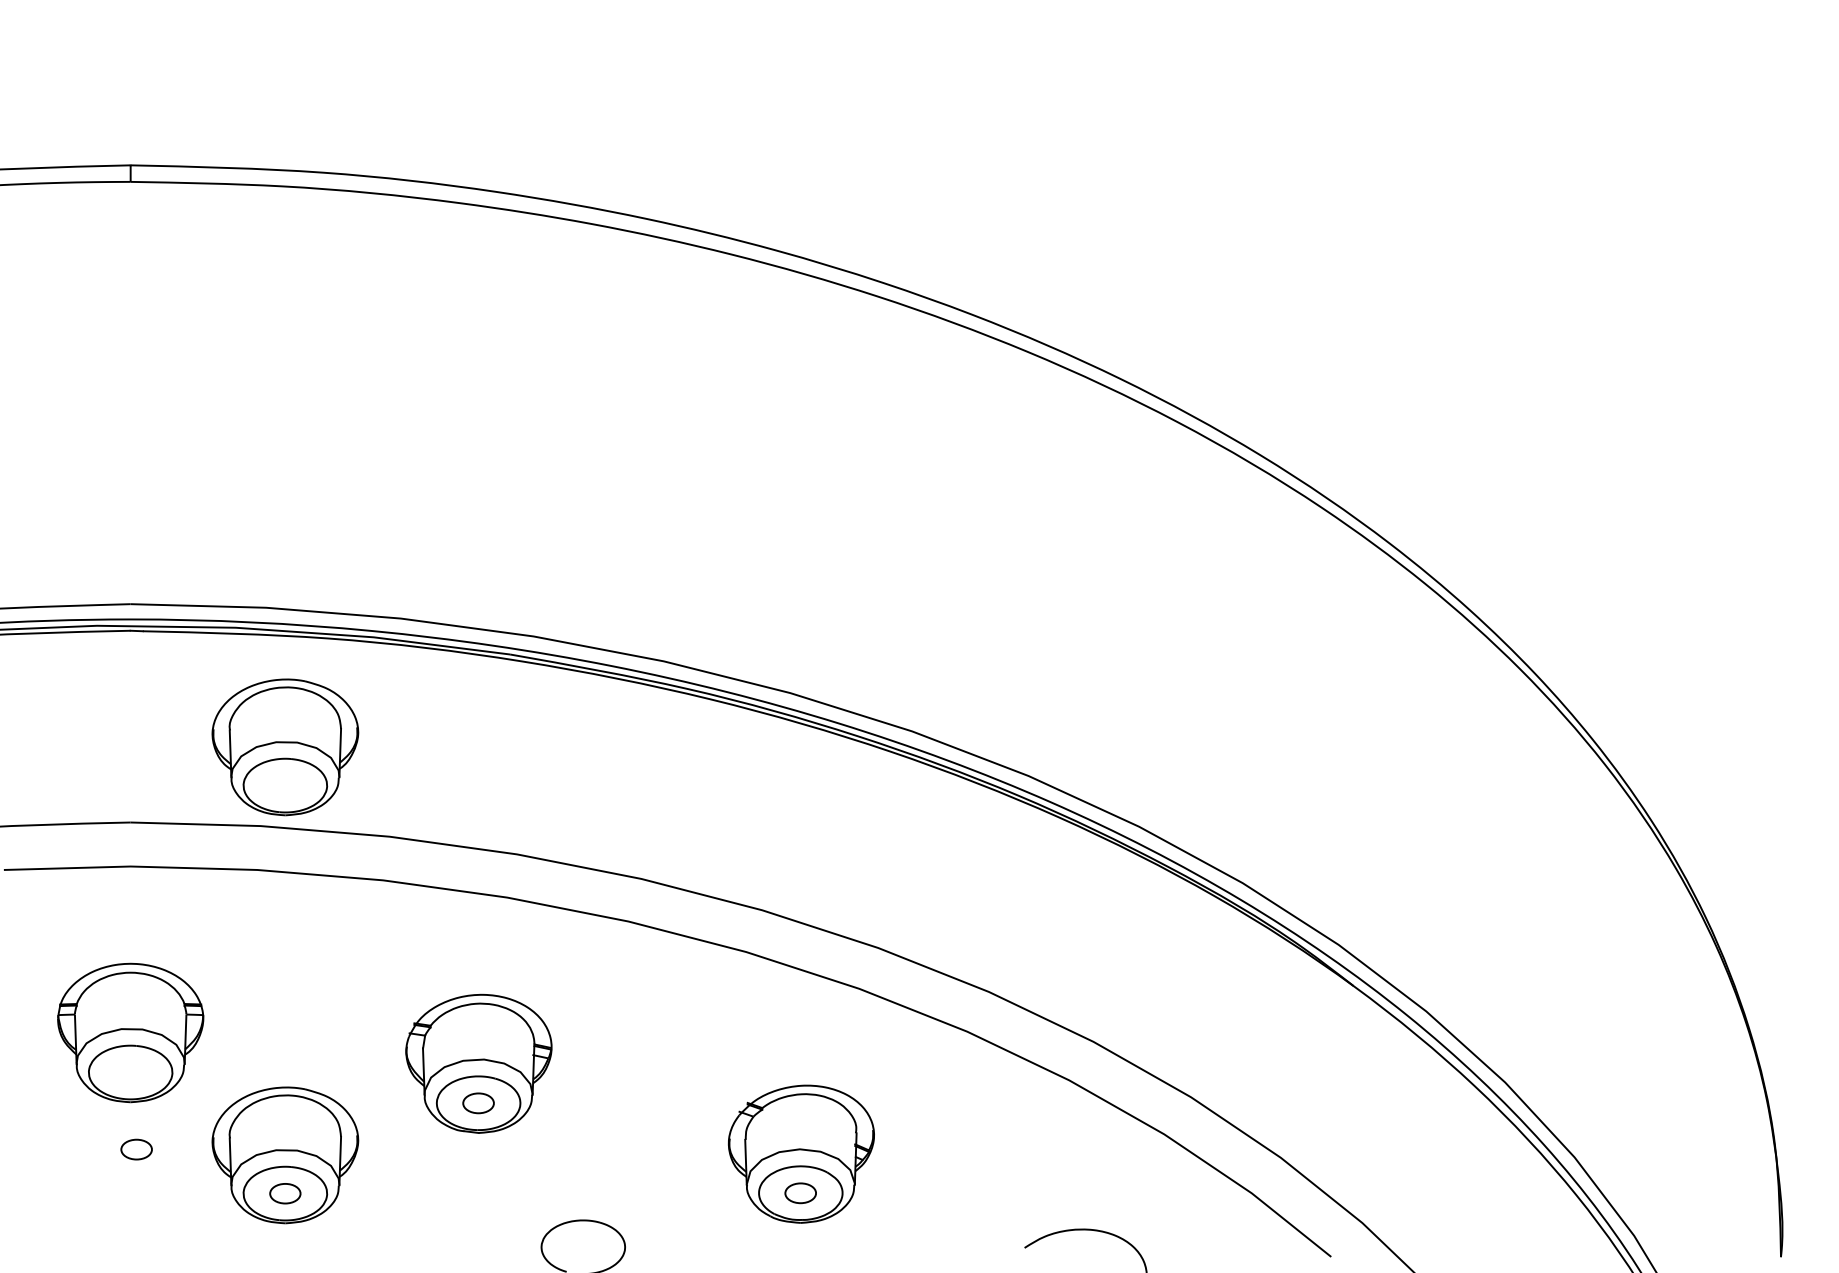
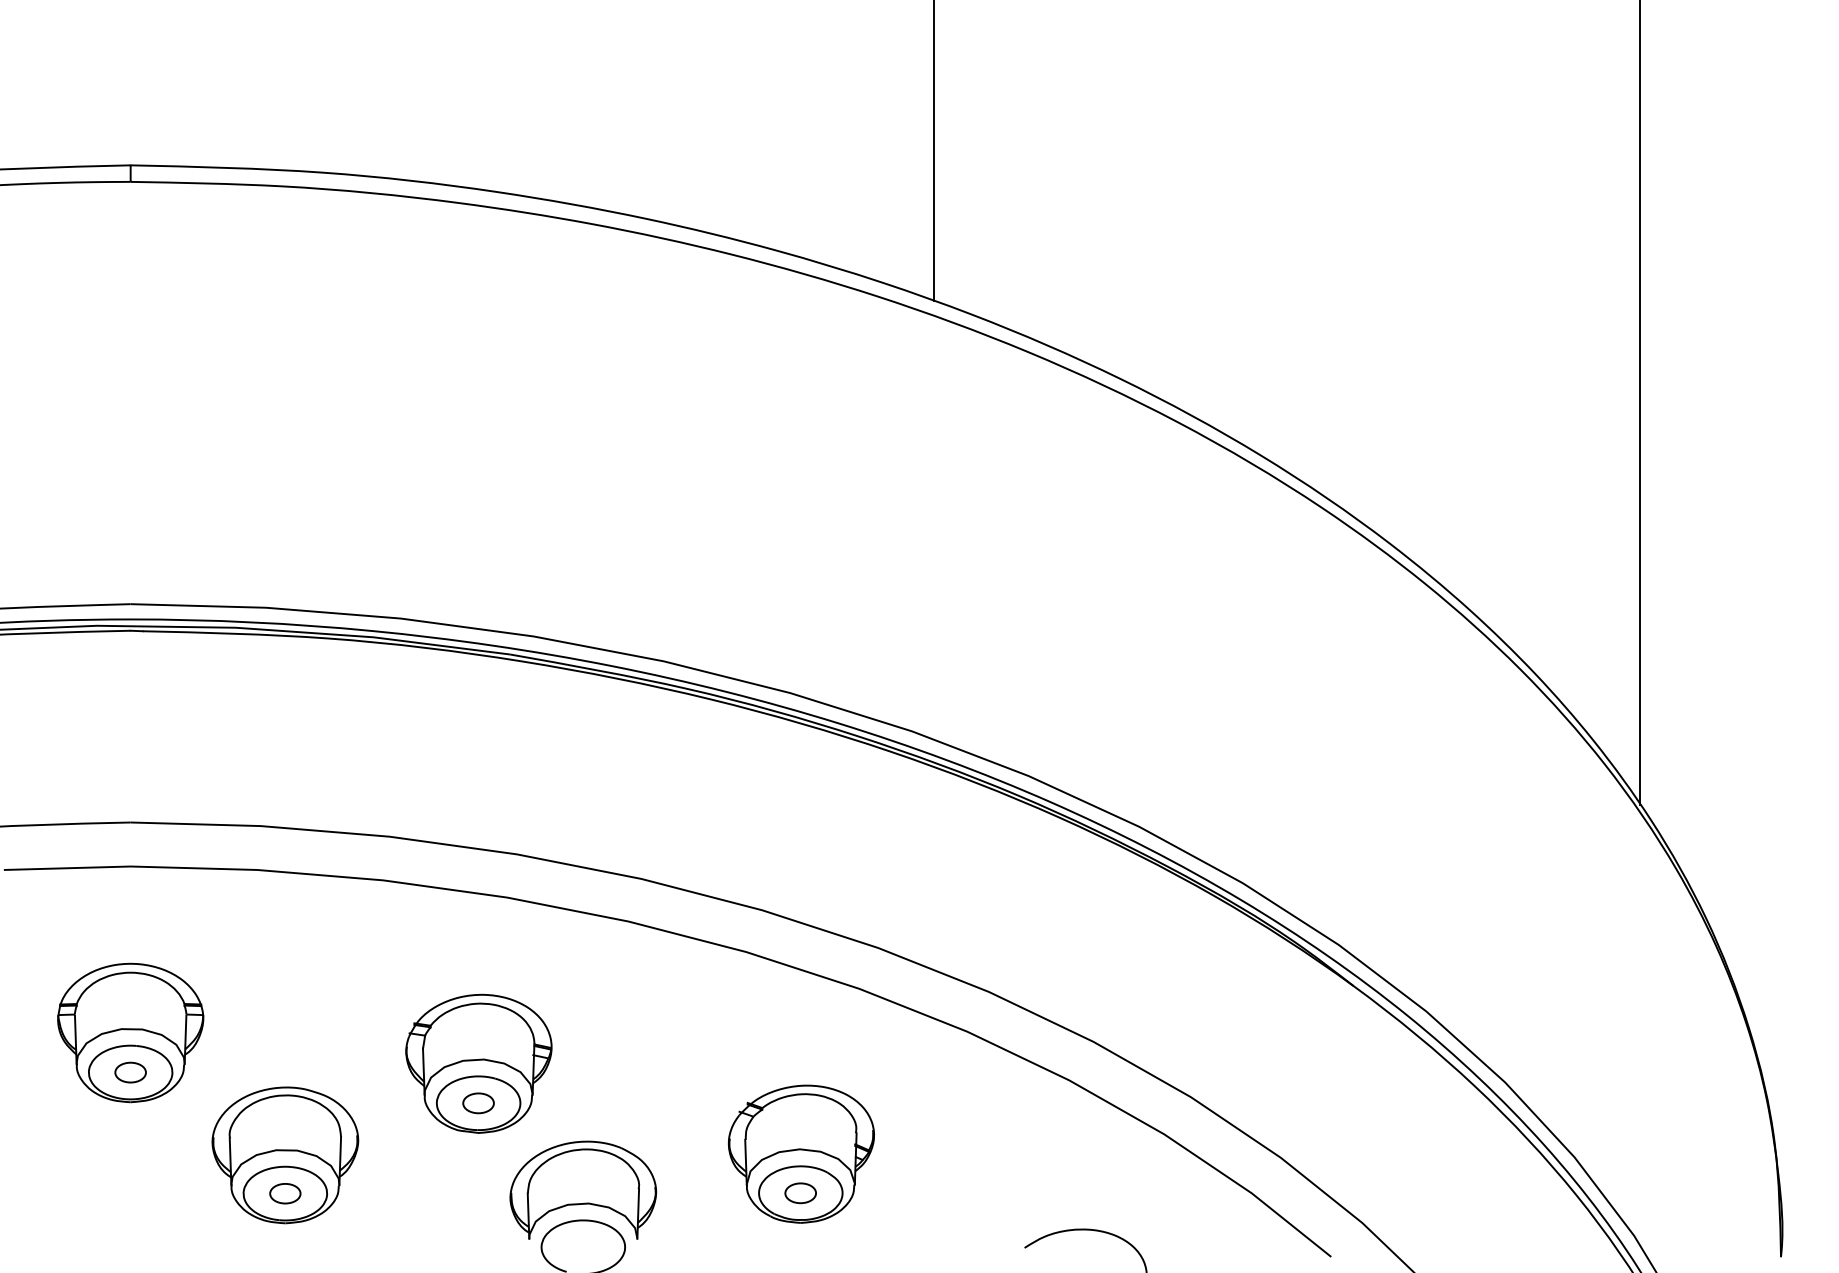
line: none -> present (933, 151)
line: none -> present (1639, 403)
part: present -> none (285, 747)
part position: (136, 1149) -> (130, 1072) (130, 1072)
part: none -> present (583, 1189)
